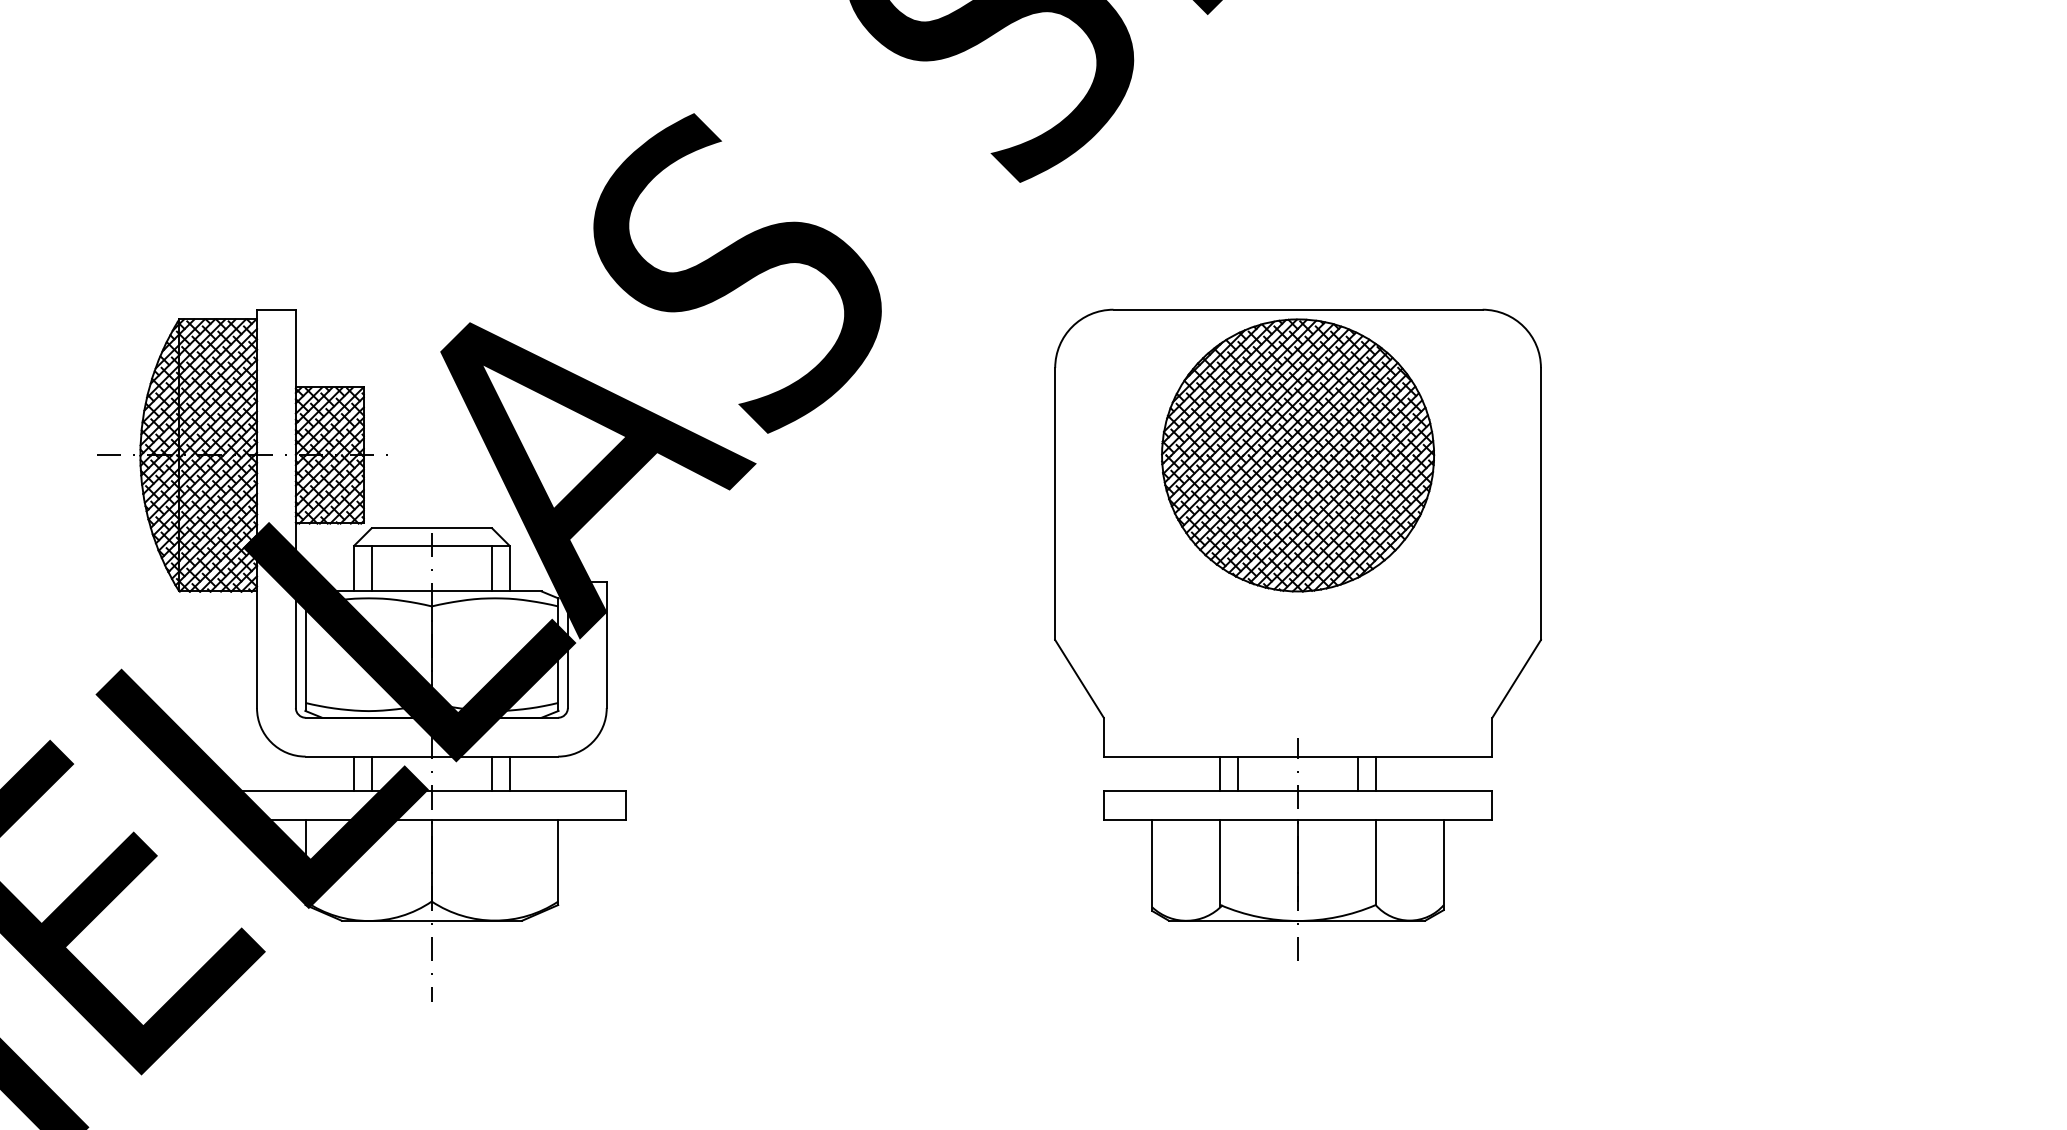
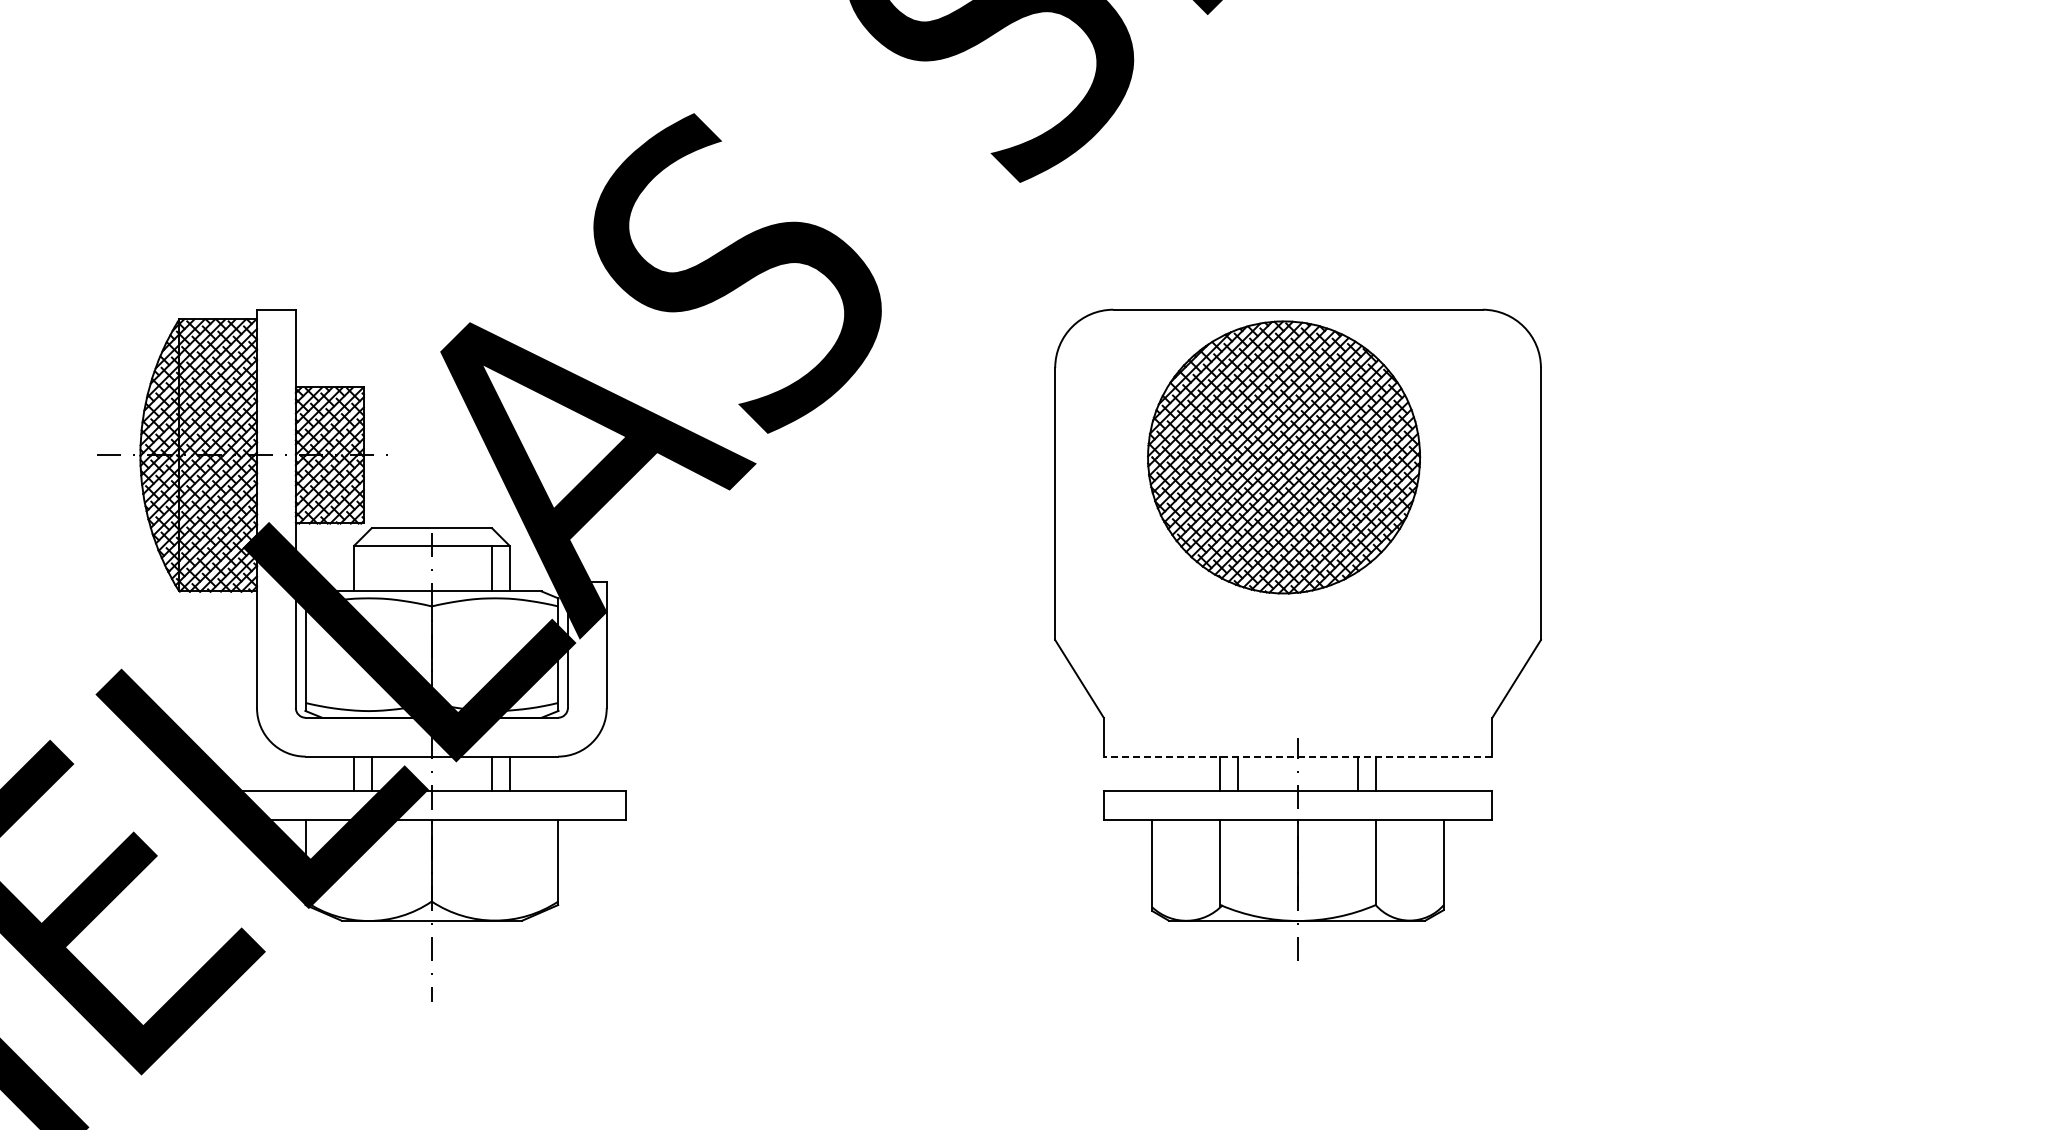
part position: (1298, 455) -> (1284, 457) (1284, 457)
line: present -> none (371, 568)
line: solid -> dashed (1297, 756)
